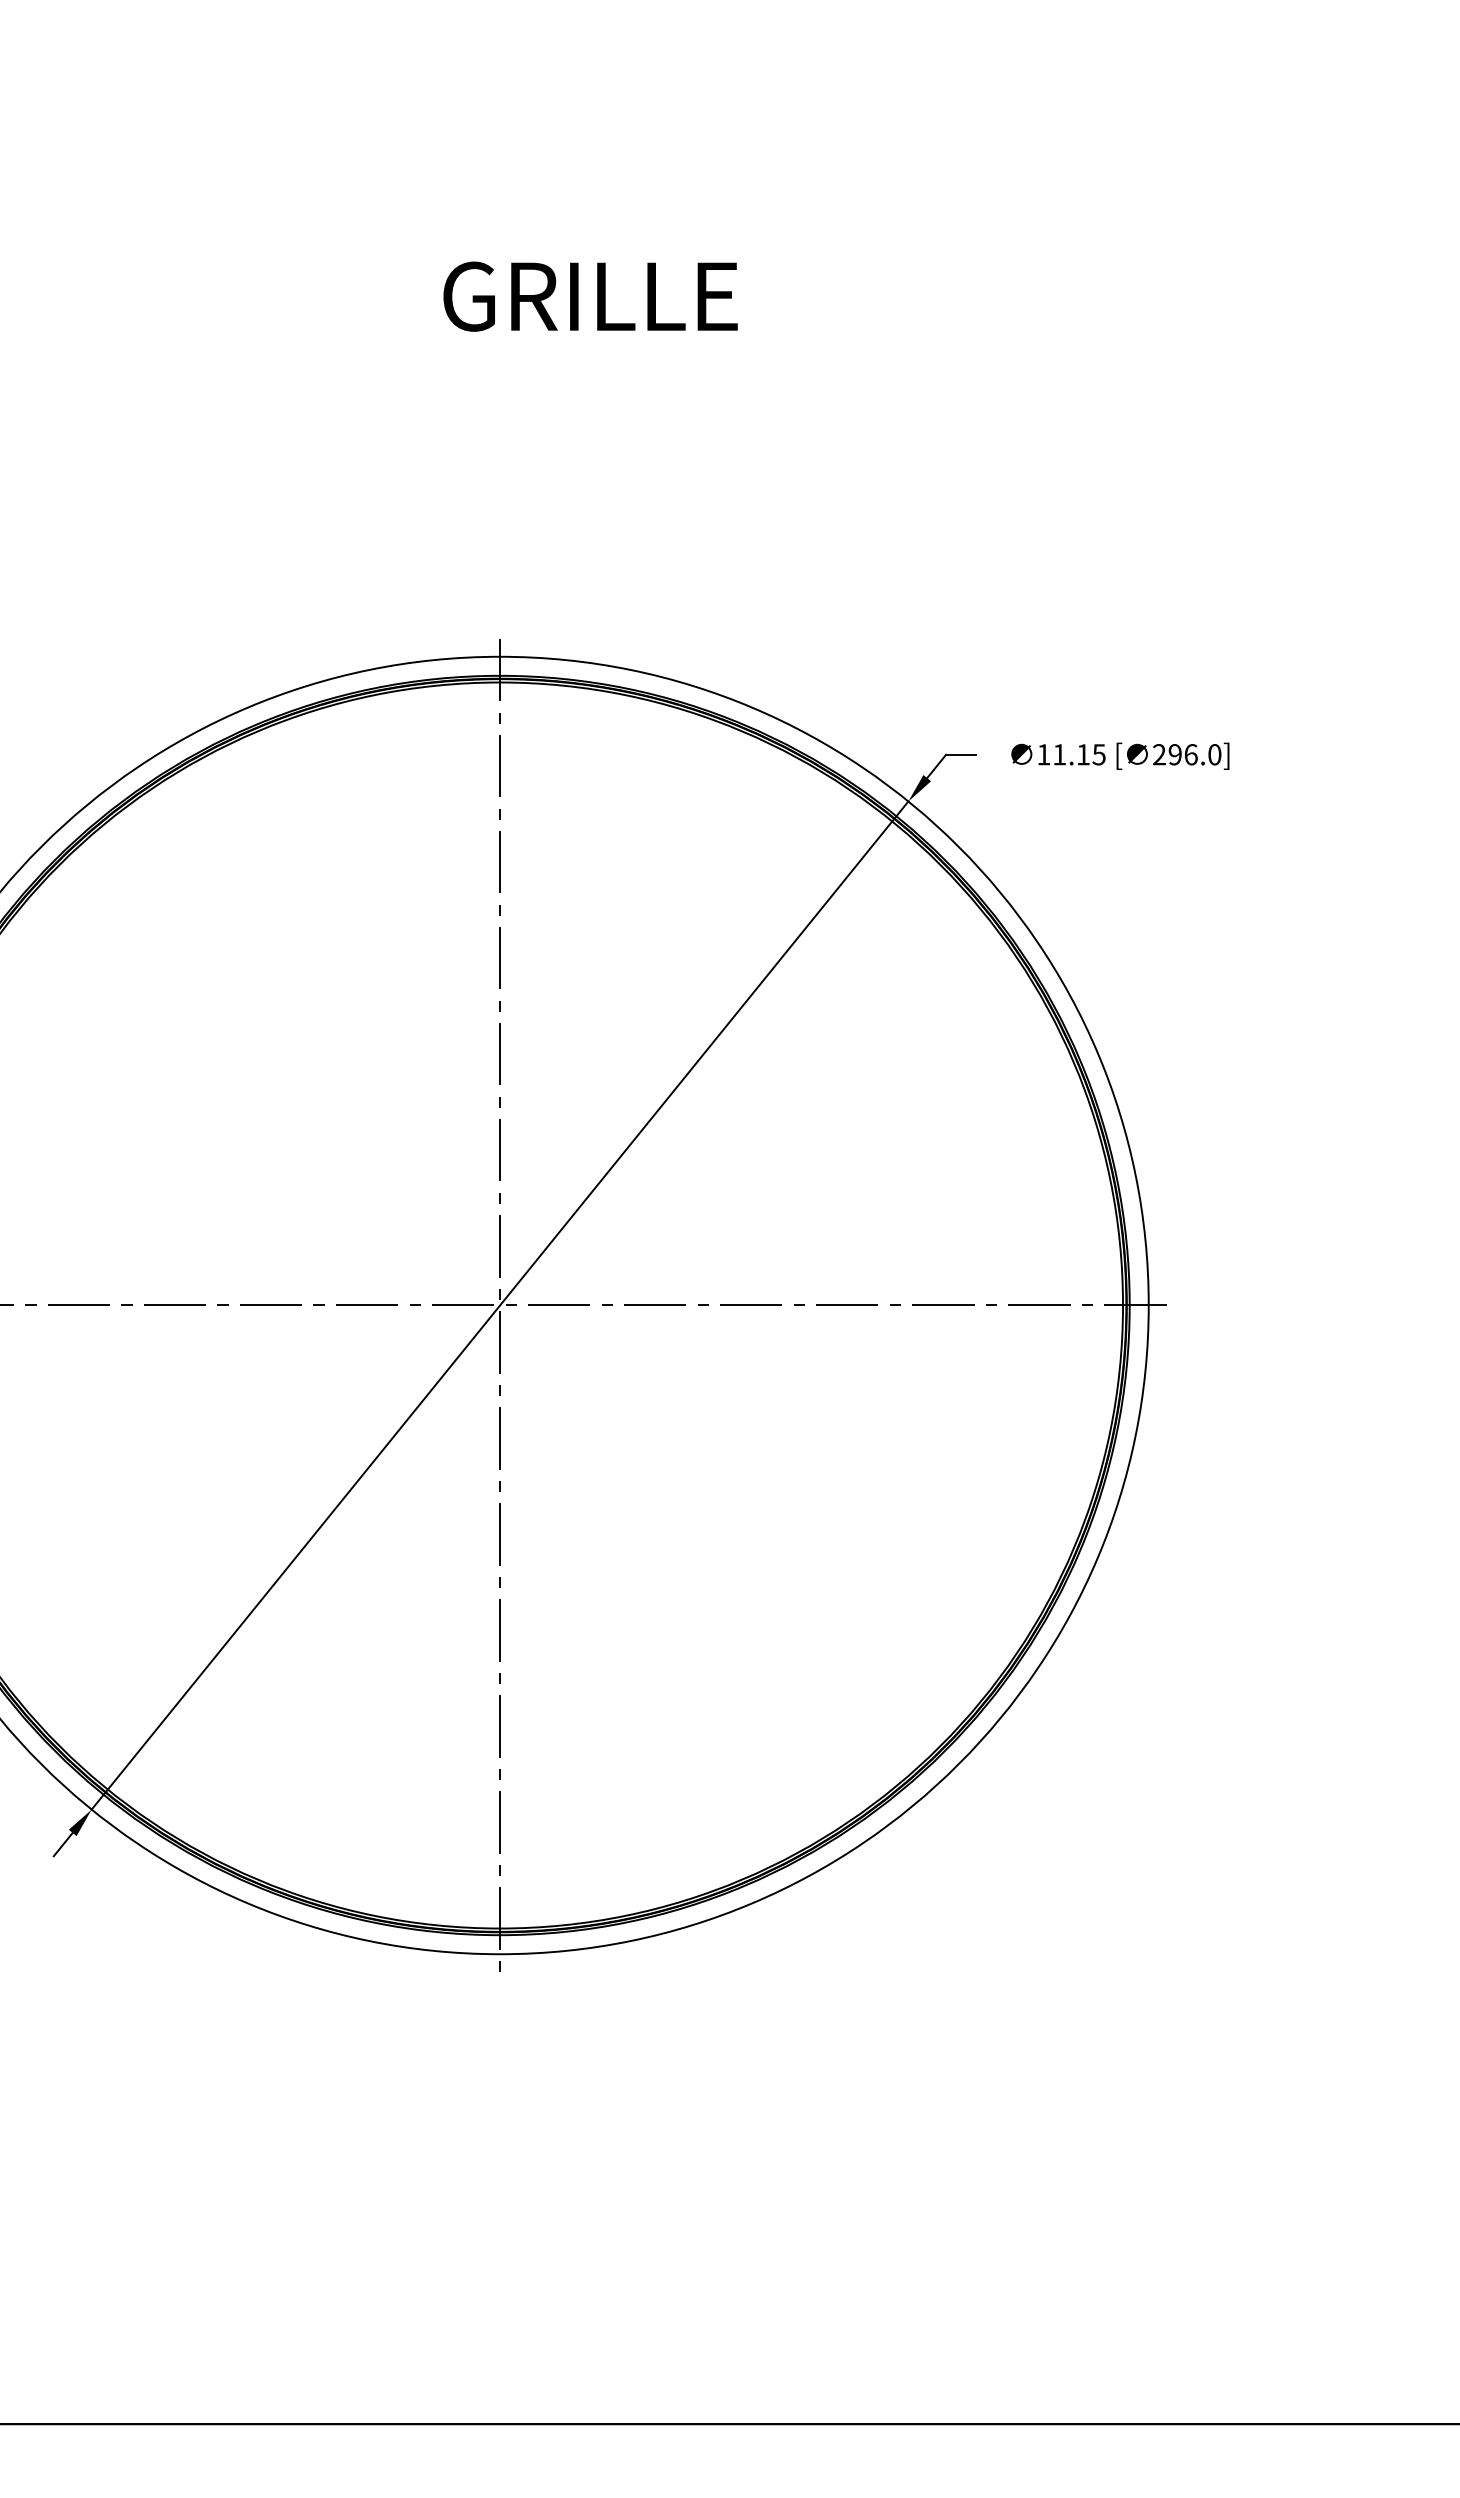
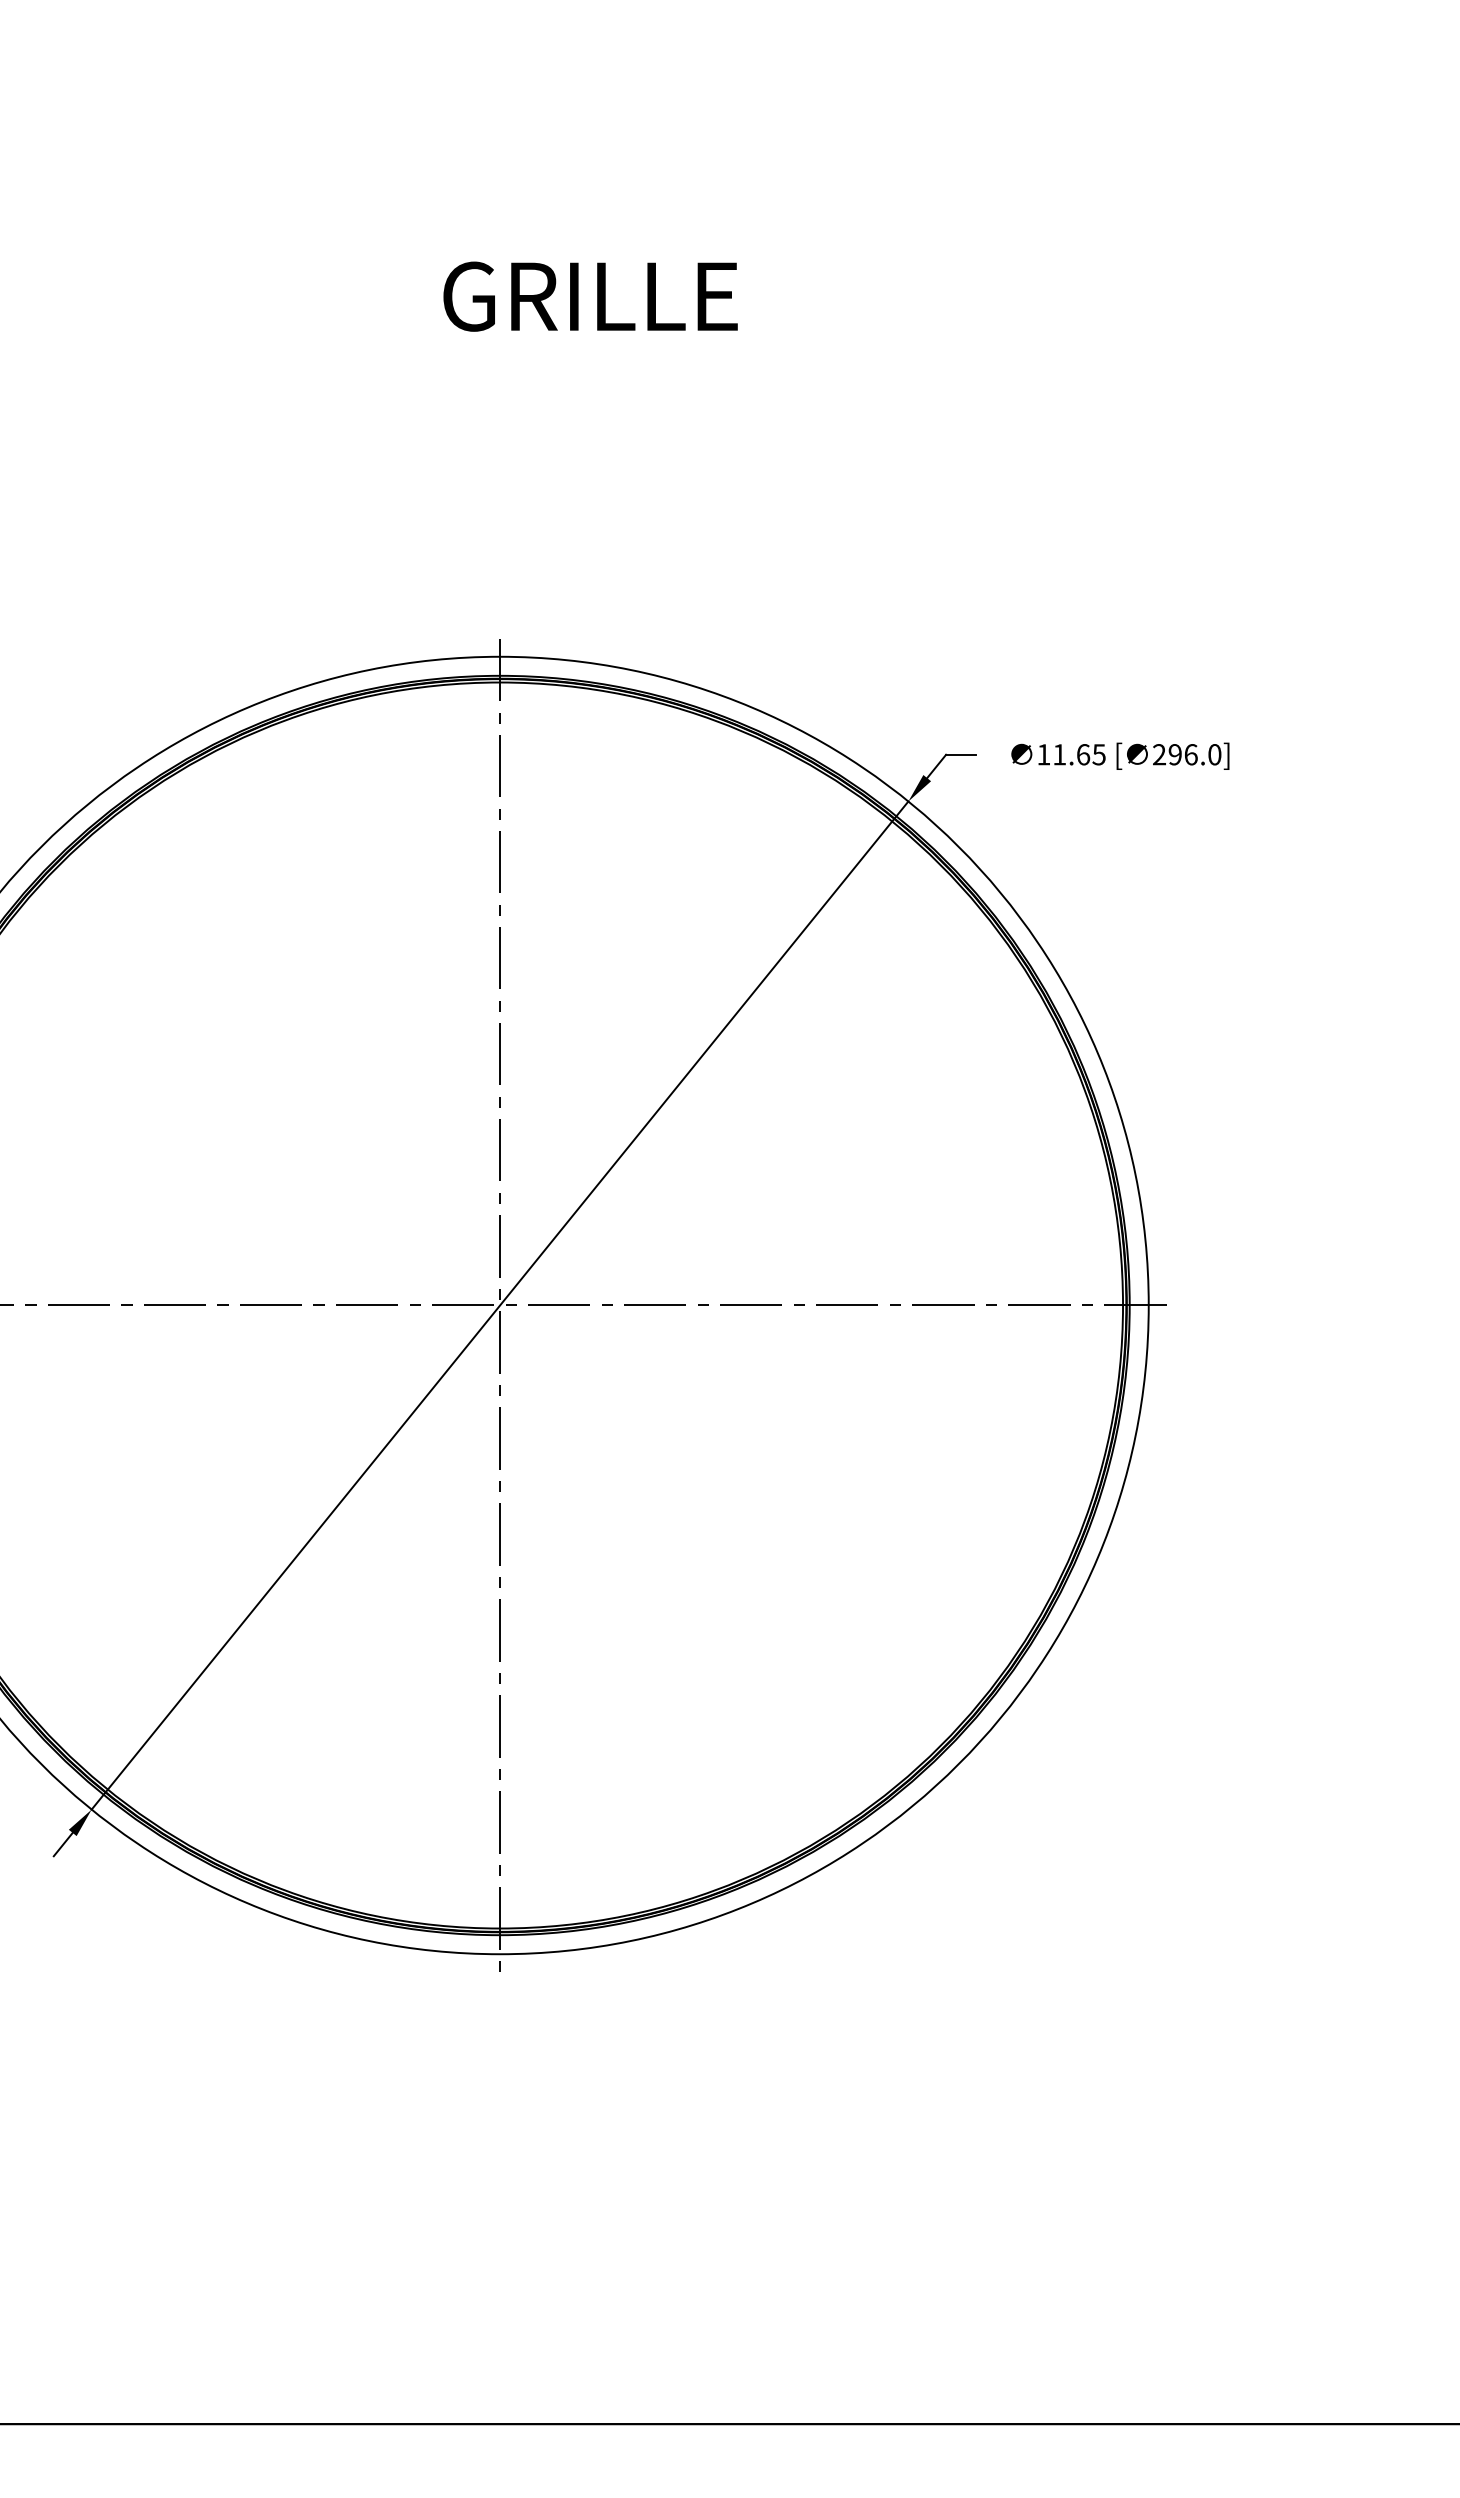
text: 11.15 -> 11.65 (1083, 754)
